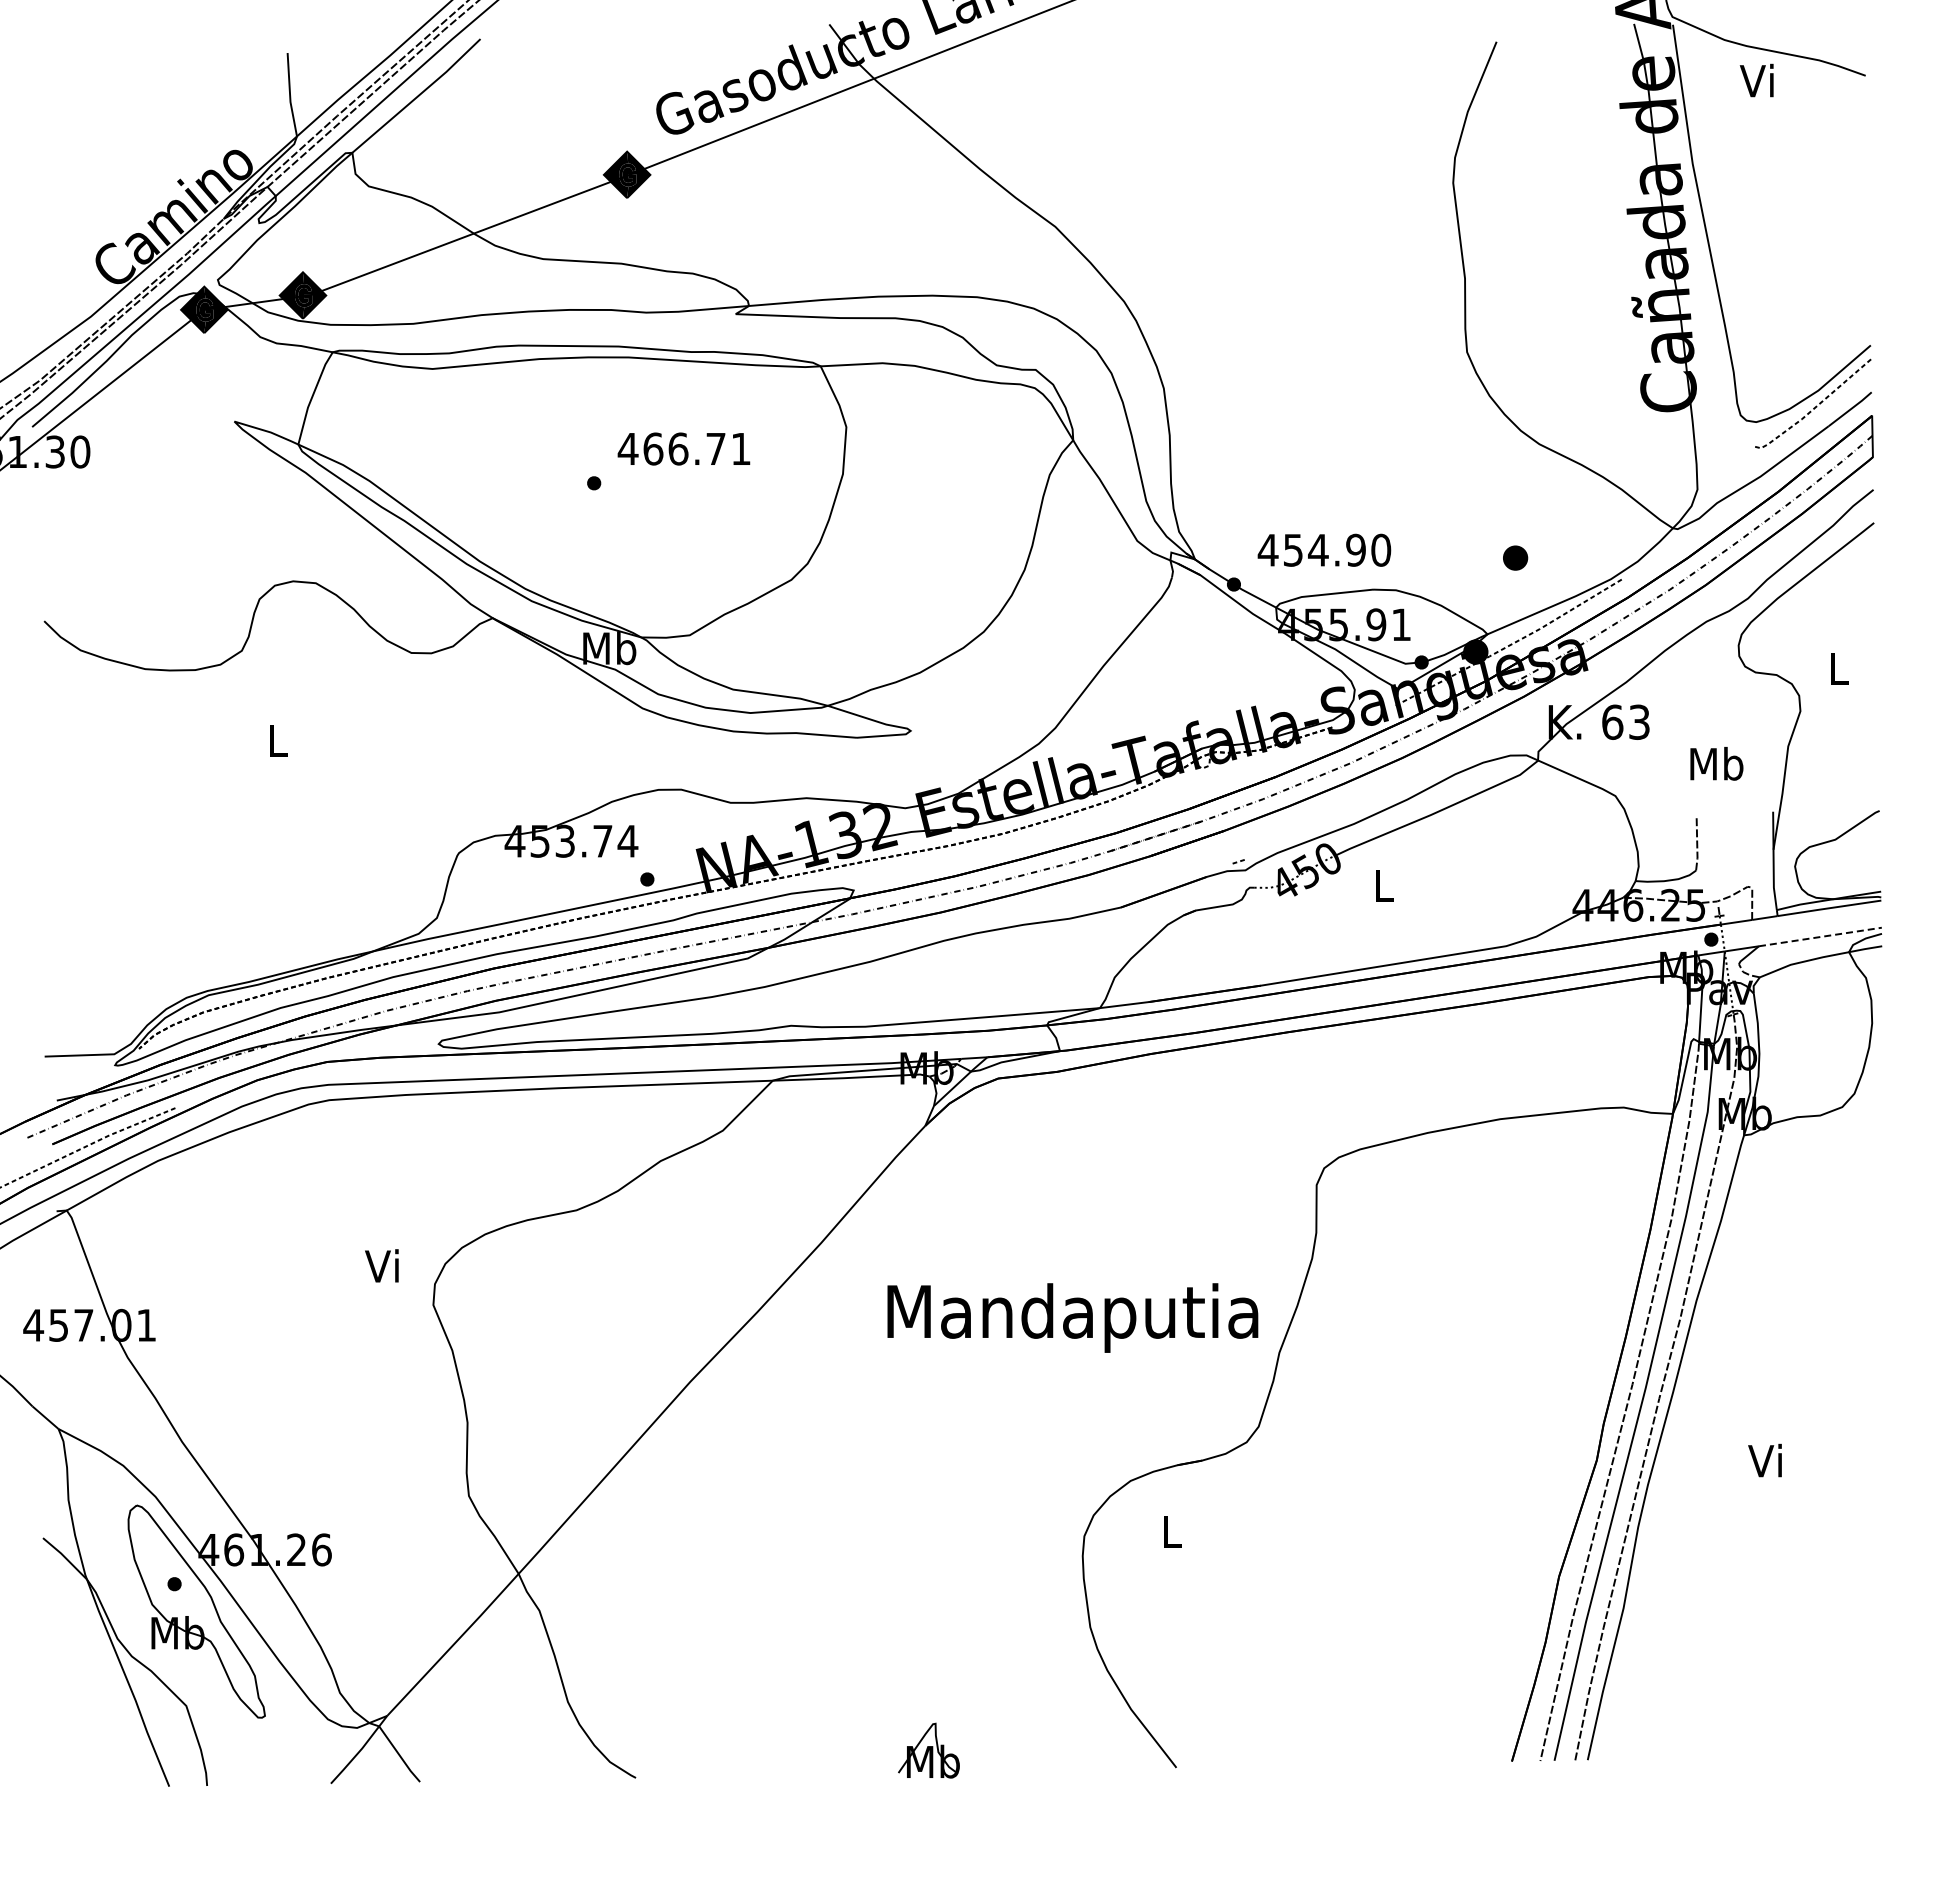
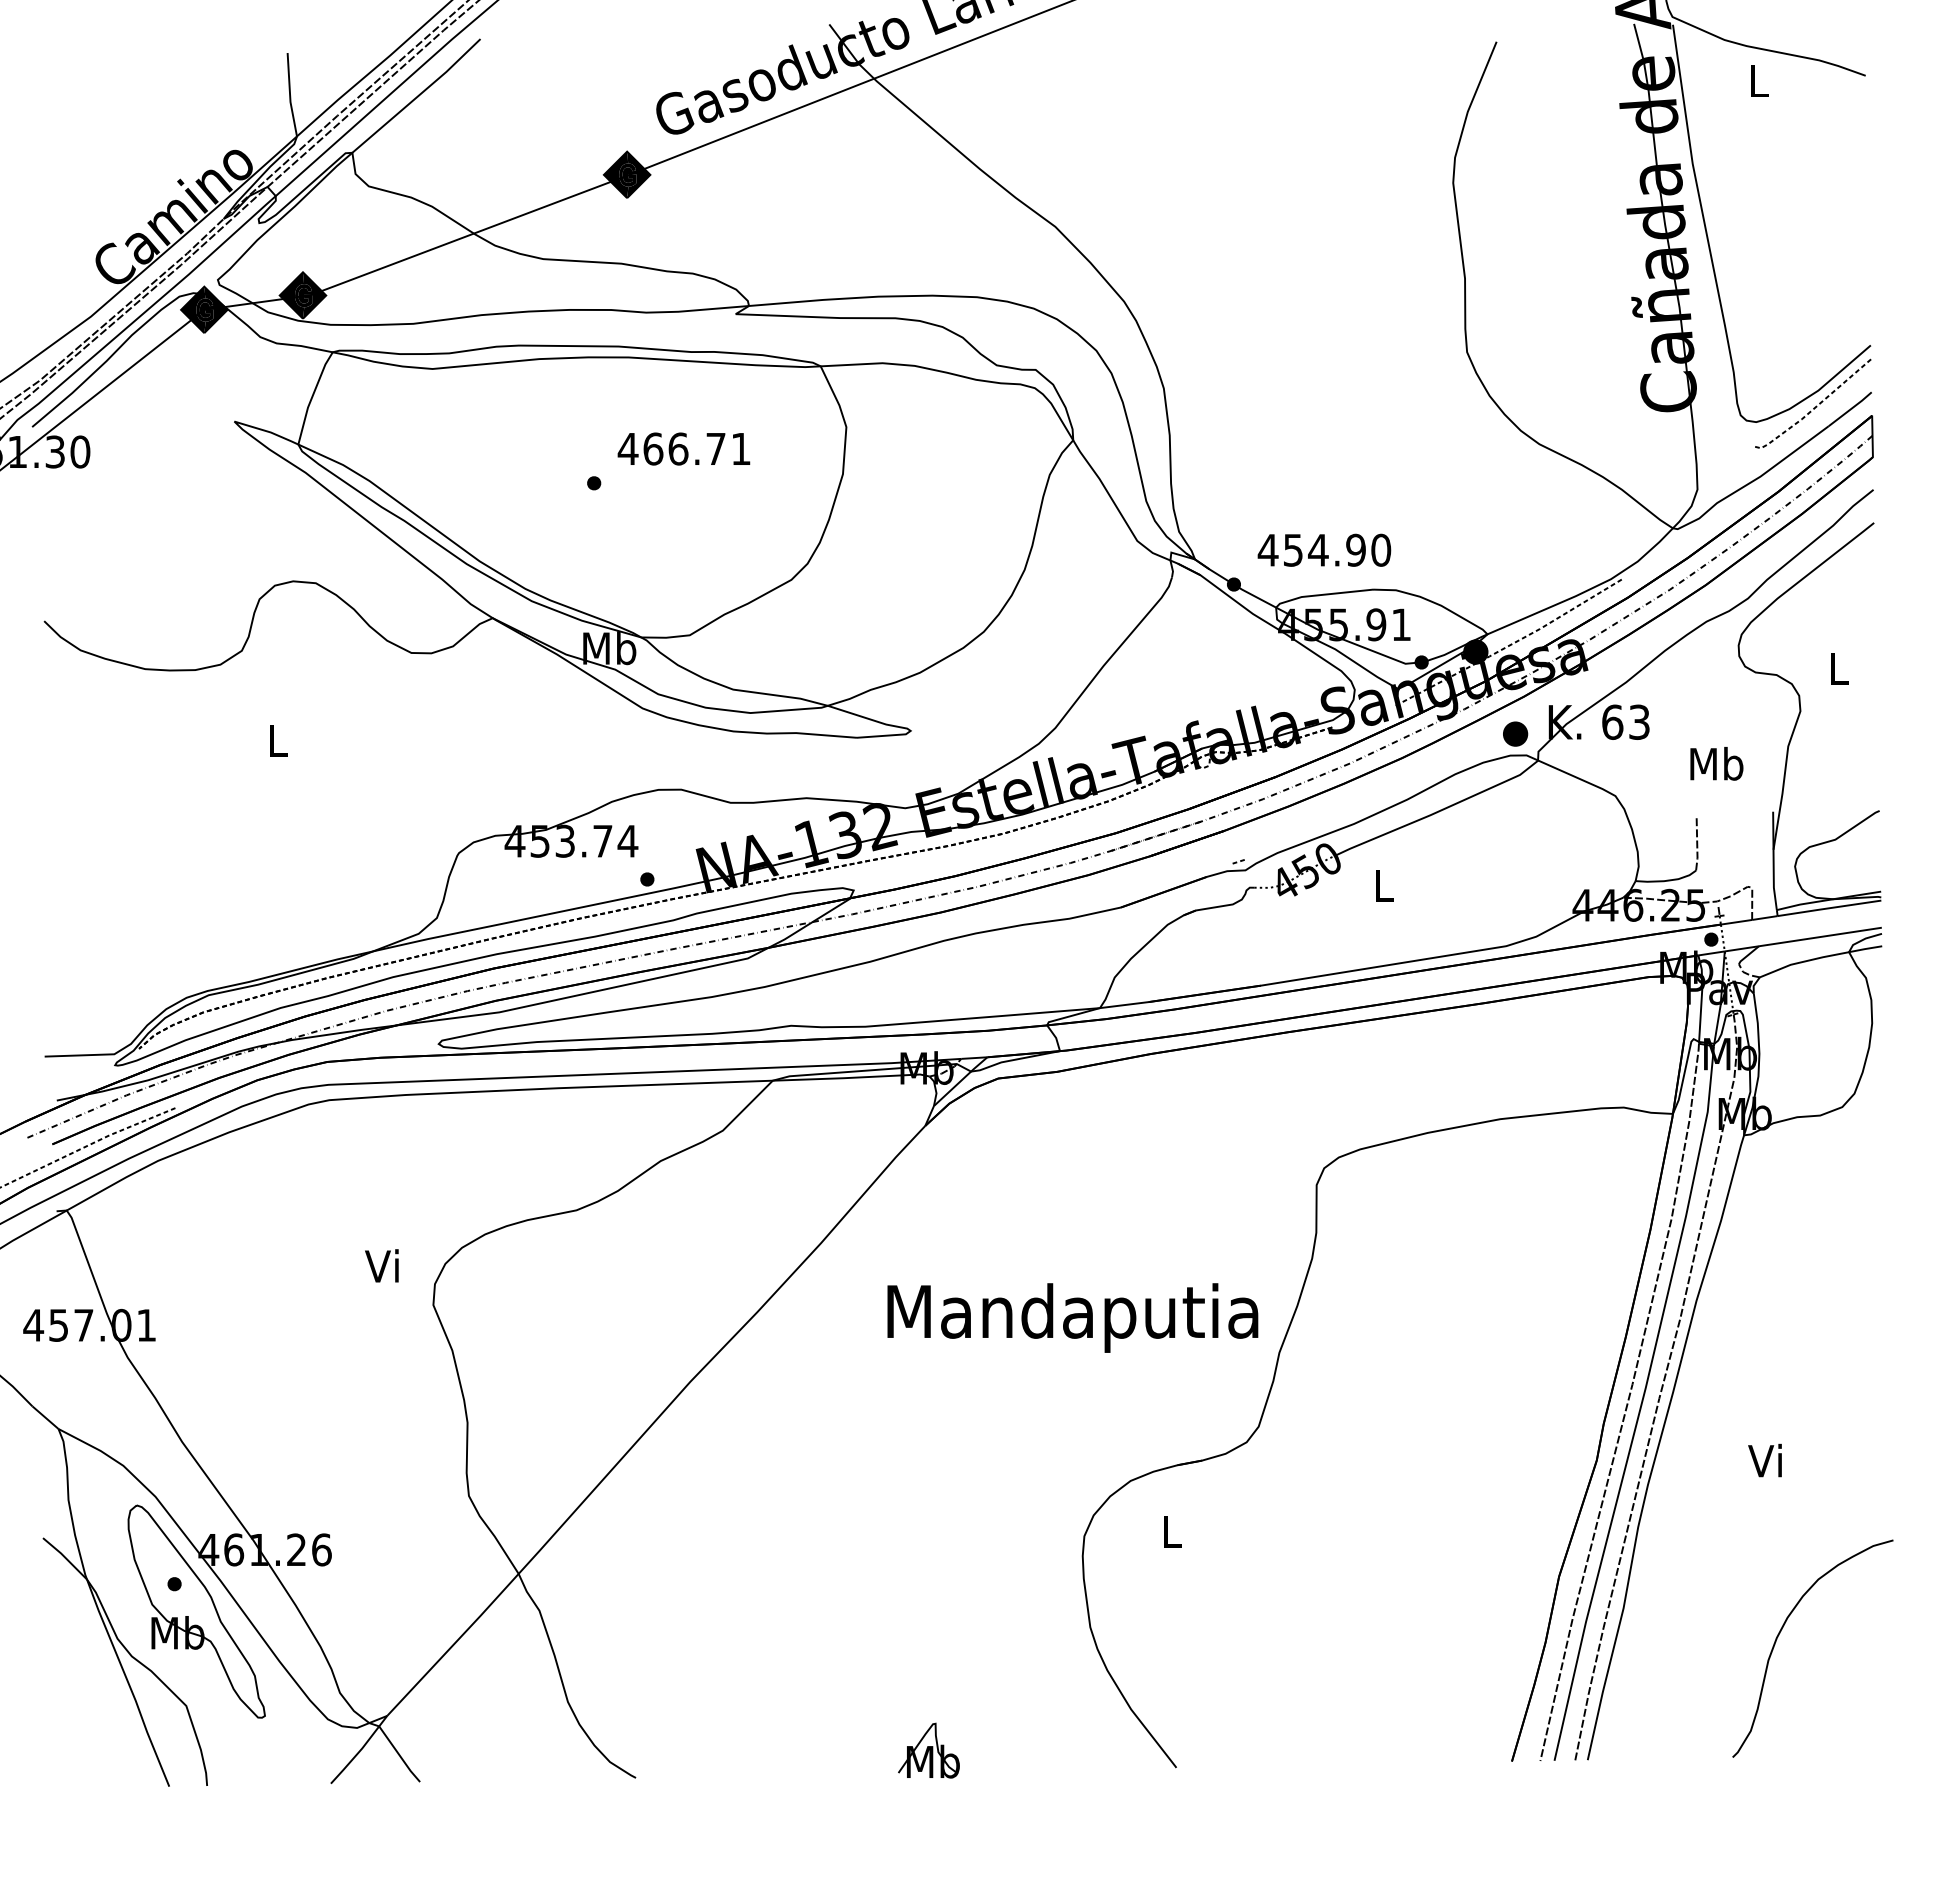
text: Vi -> L (1756, 80)
part position: (1515, 557) -> (1515, 733) (1515, 733)
line: dashed -> solid (1821, 936)
curve: none -> present (1780, 1633)
